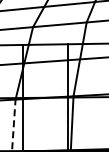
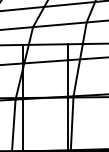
line: dashed -> solid (13, 125)
